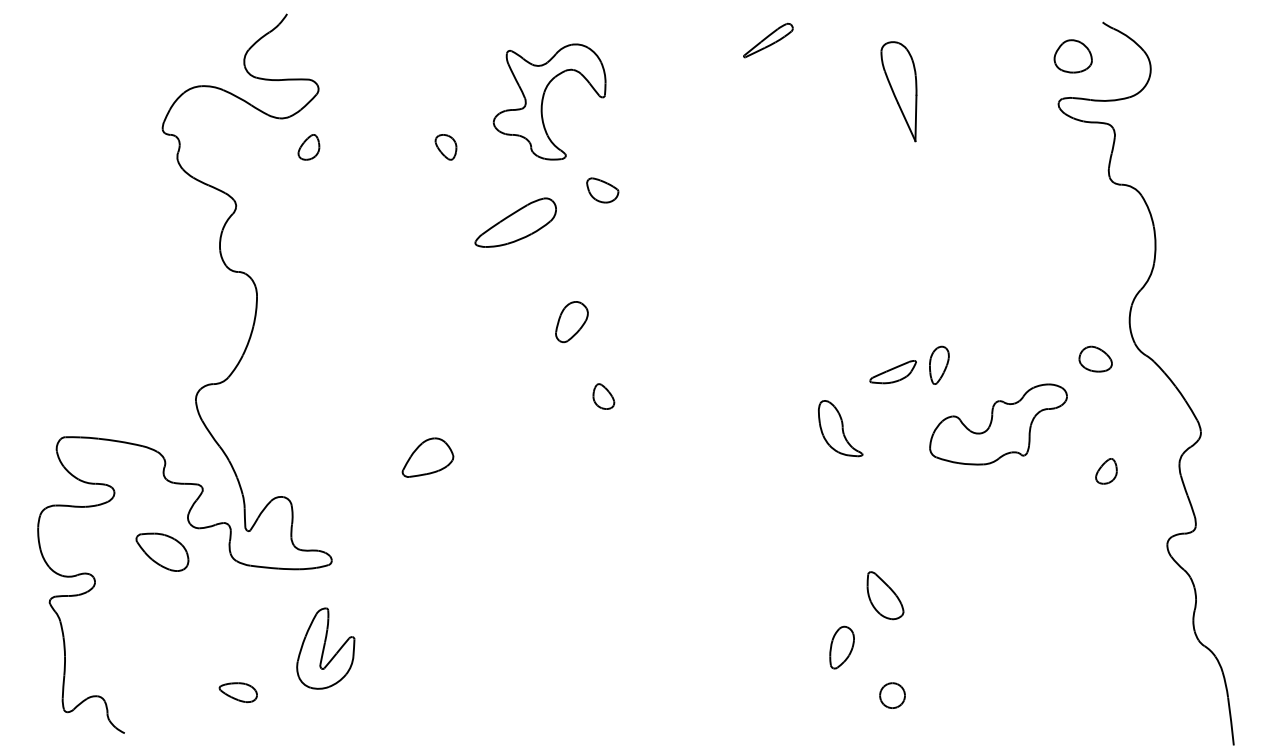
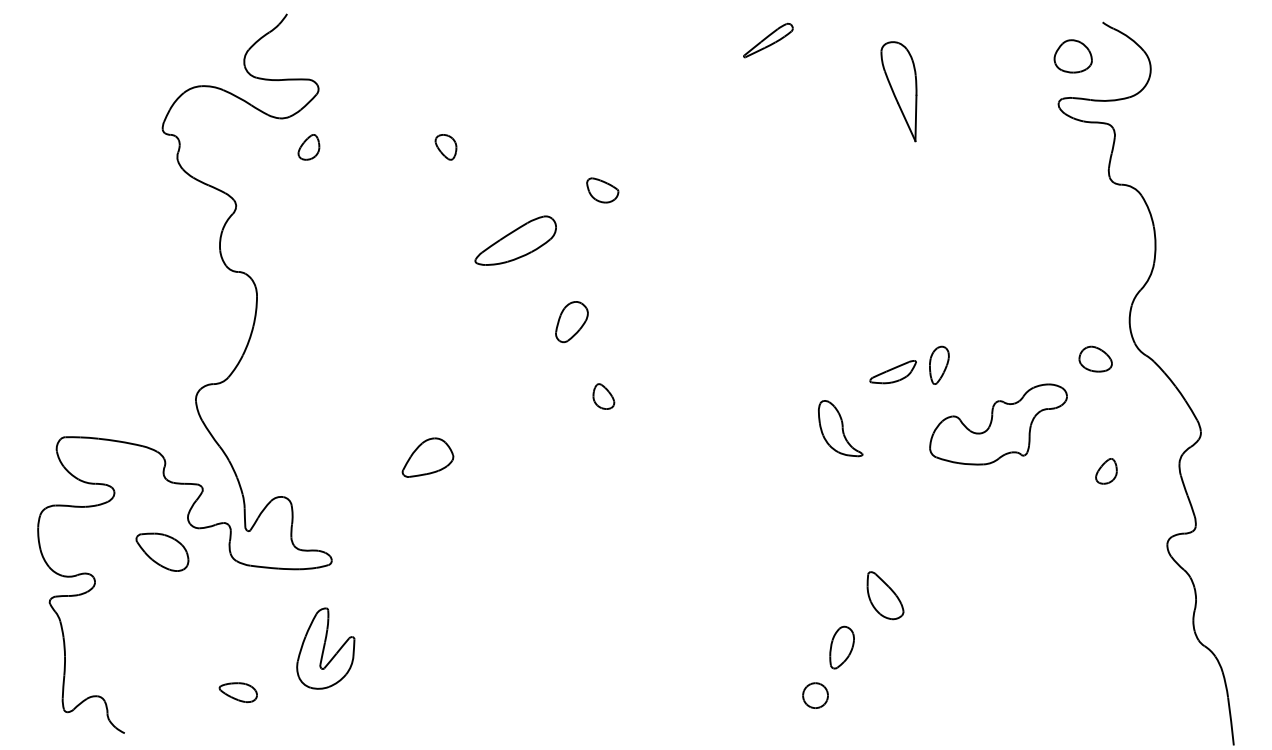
part: present -> none (549, 101)
part position: (515, 222) -> (515, 240) (515, 240)
part position: (892, 695) -> (815, 695) (815, 695)
